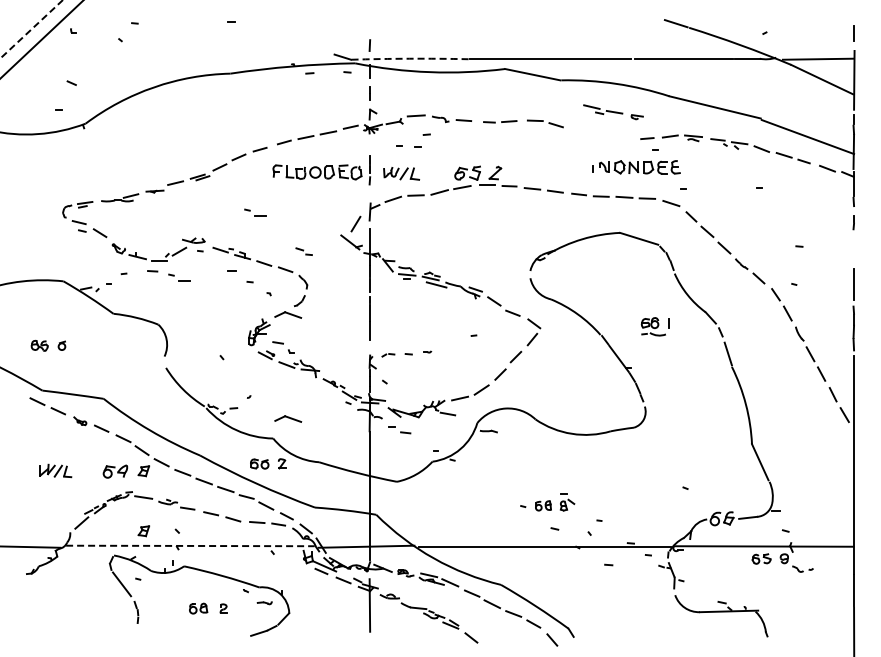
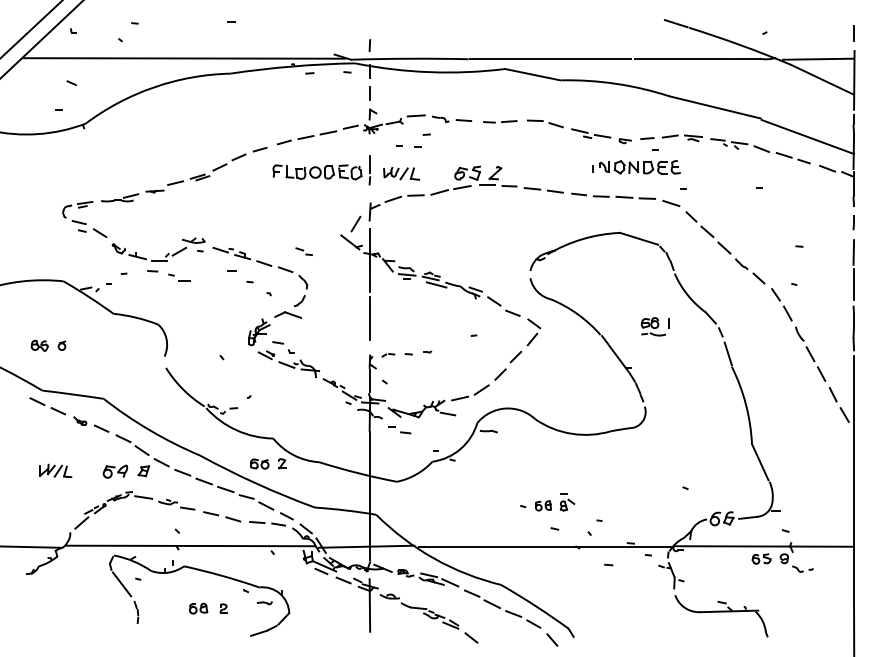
line: dashed -> solid (30, 30)
line: none -> present (183, 58)
arc: dashed -> solid (409, 58)
part position: (613, 112) -> (601, 136) (601, 136)
part: present -> none (255, 212)
line: none -> present (853, 252)
part: present -> none (288, 418)
part: present -> none (143, 531)
line: dashed -> solid (190, 545)
